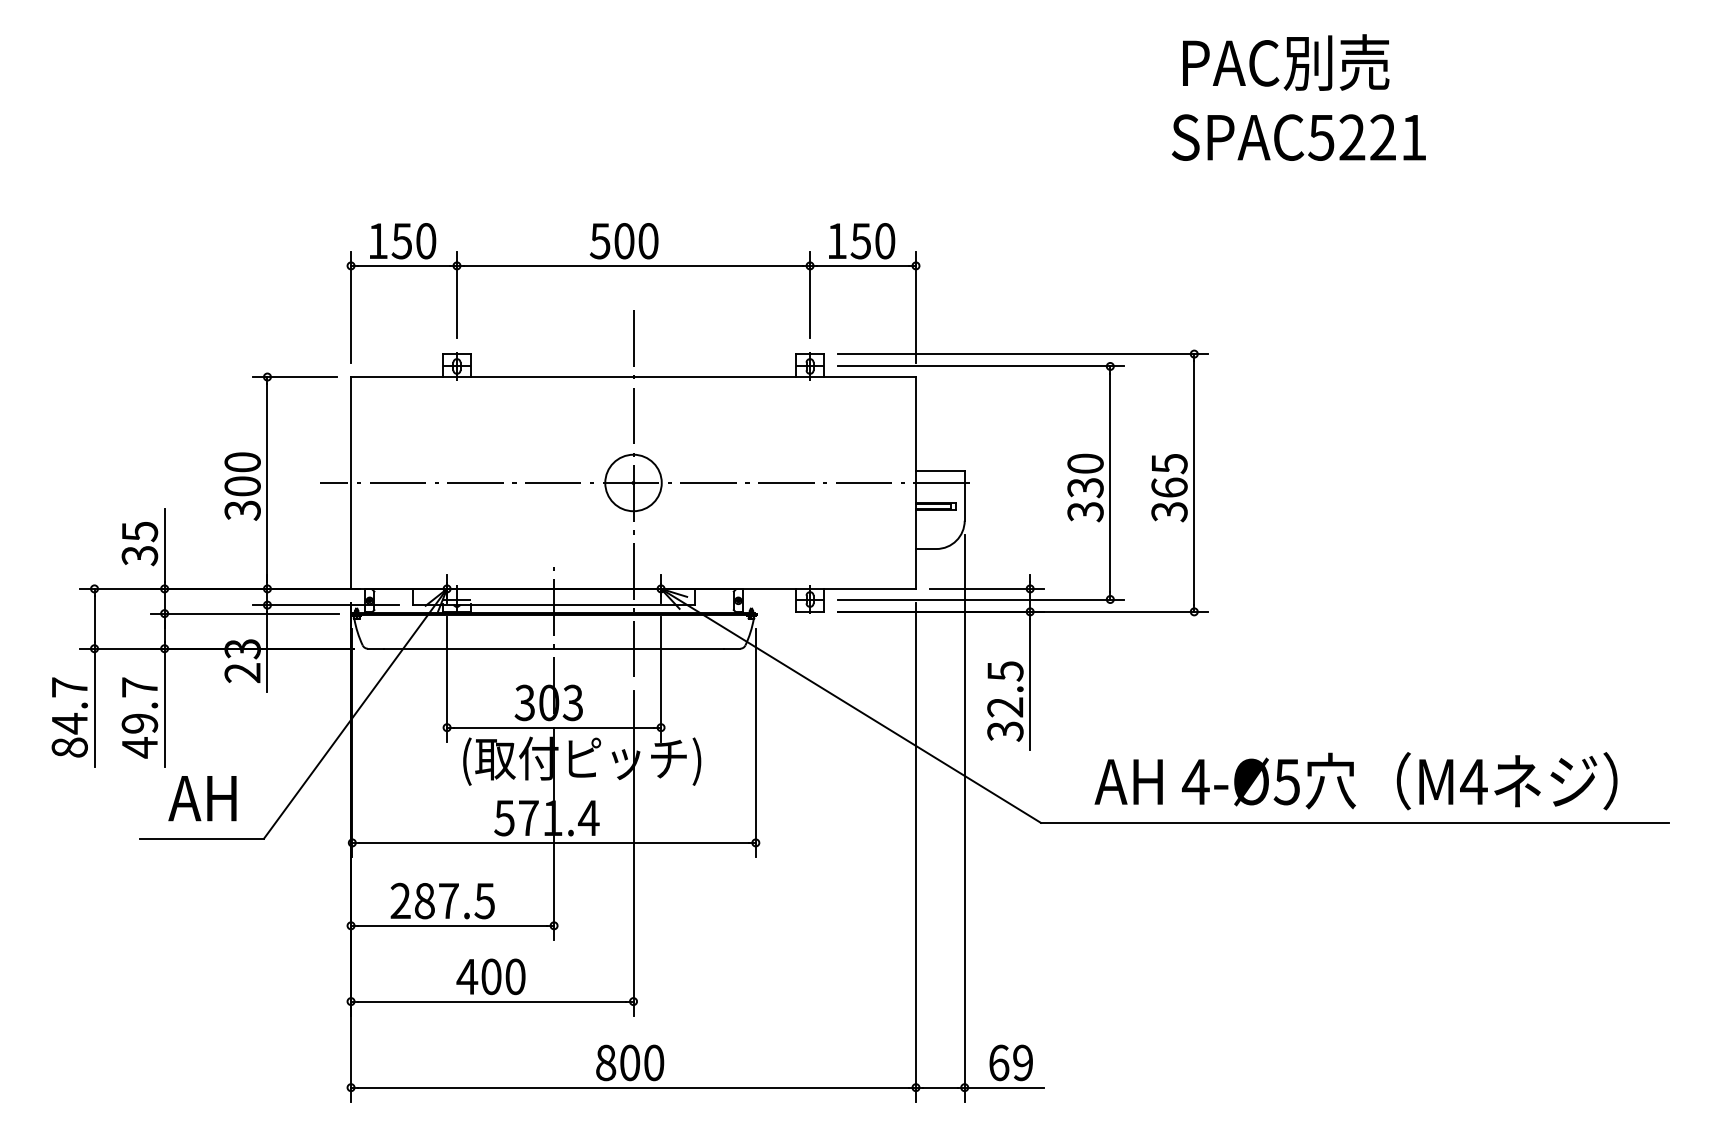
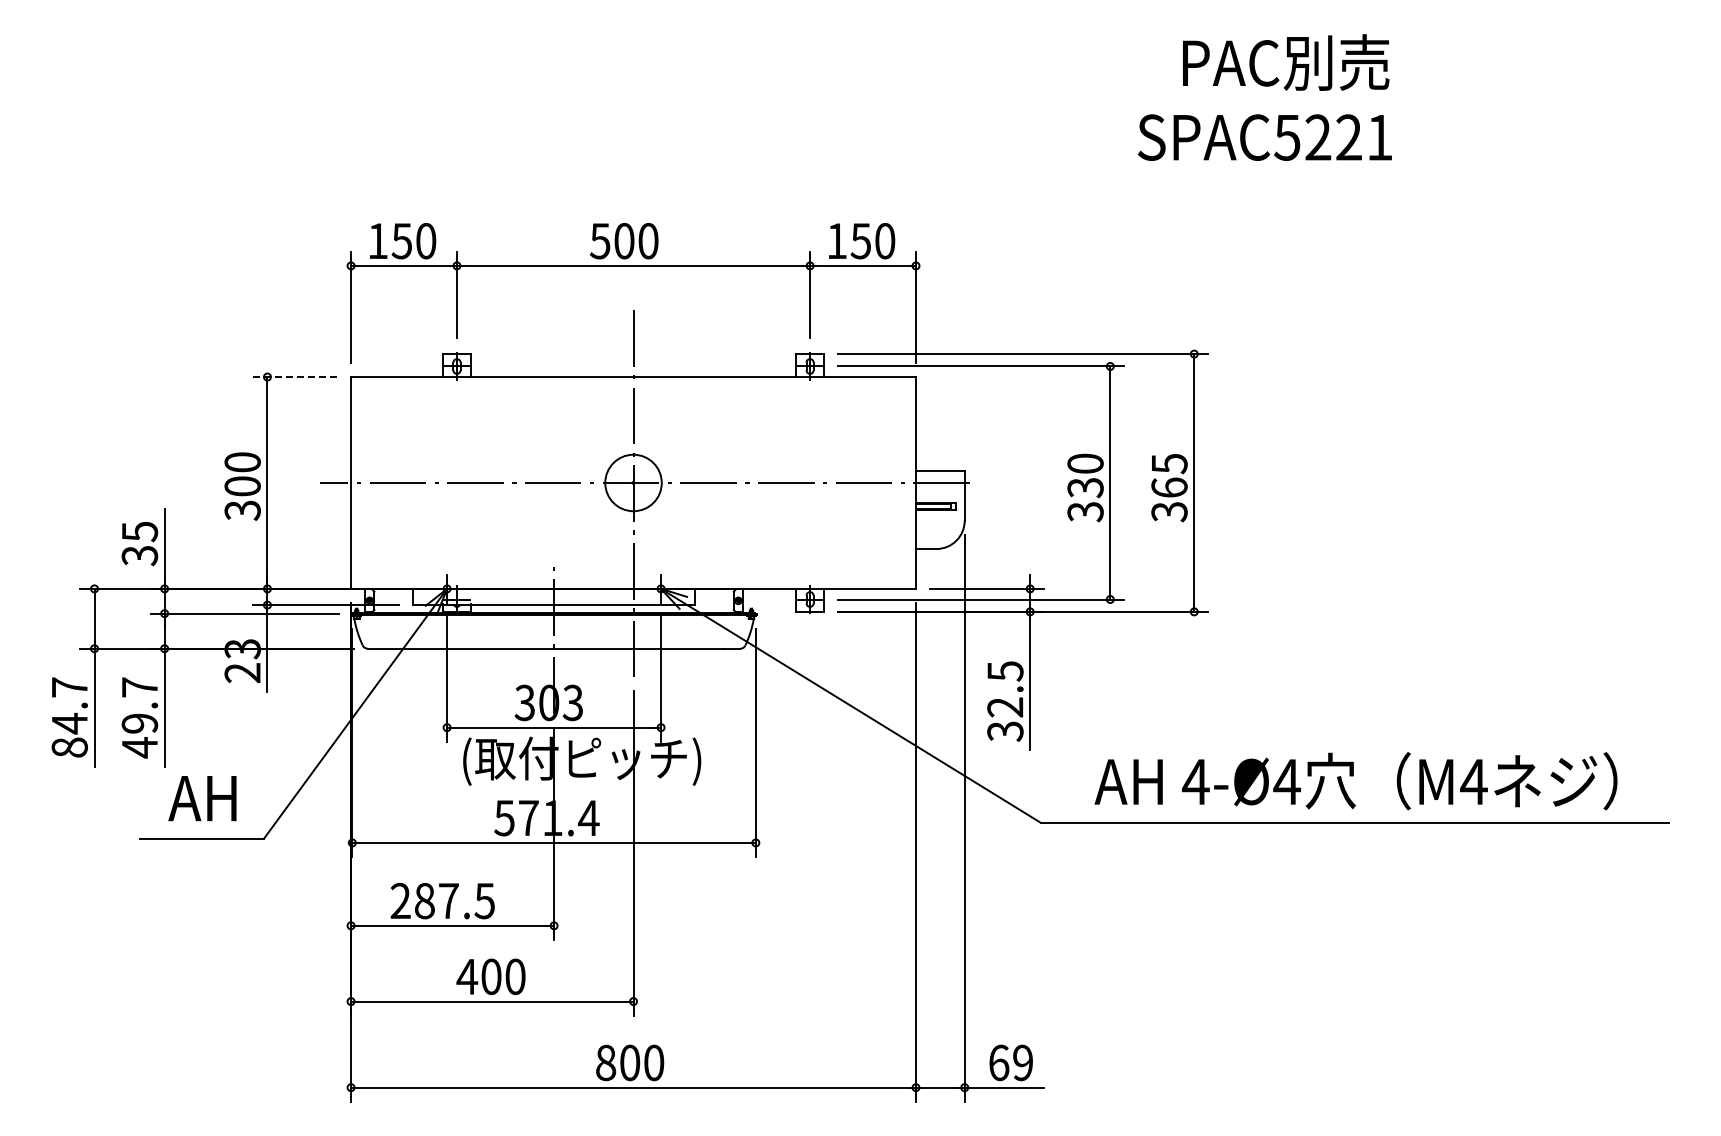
text position: (1298, 137) -> (1264, 137) (1264, 137)
line: solid -> dashed (295, 377)
text: 4-Ø5 -> 4-Ø4 (1287, 782)
